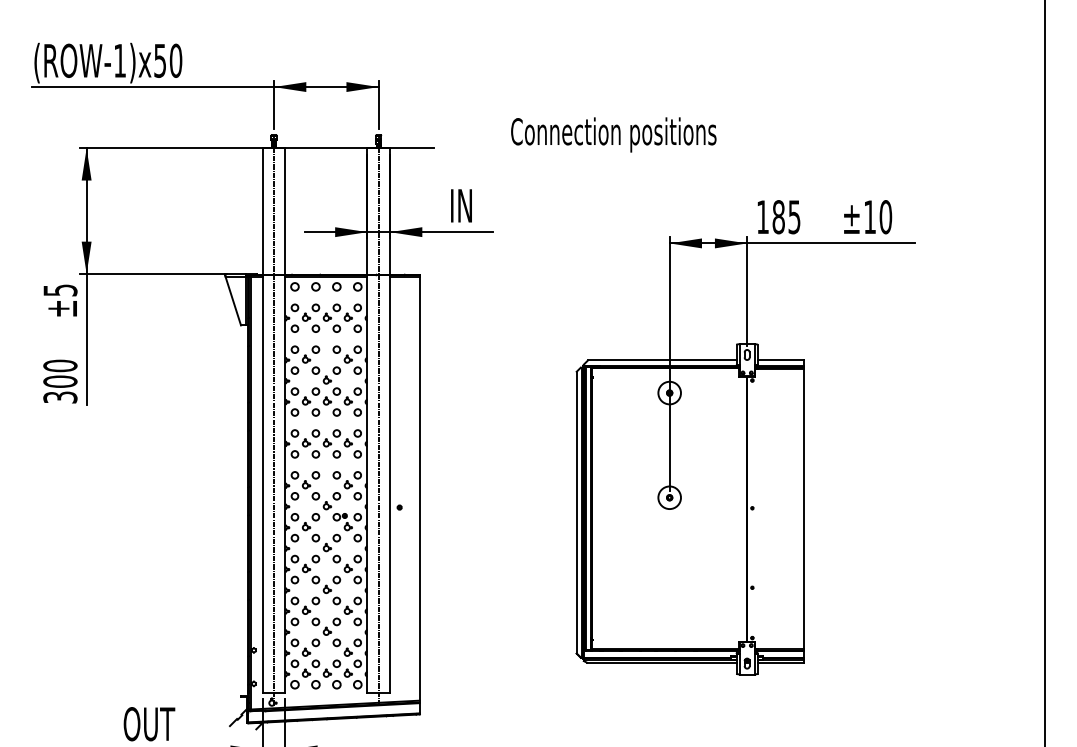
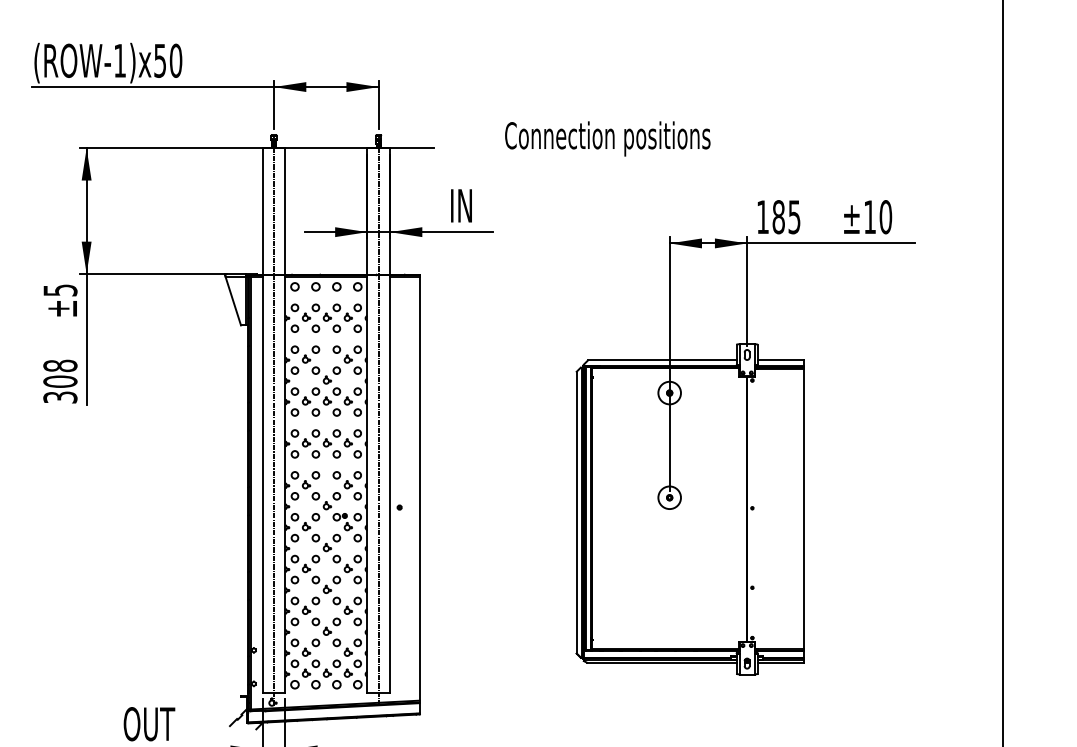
text position: (613, 134) -> (607, 138) (607, 138)
text: 300 -> 308 (60, 365)
line position: (1044, 372) -> (1002, 372) (1002, 372)
